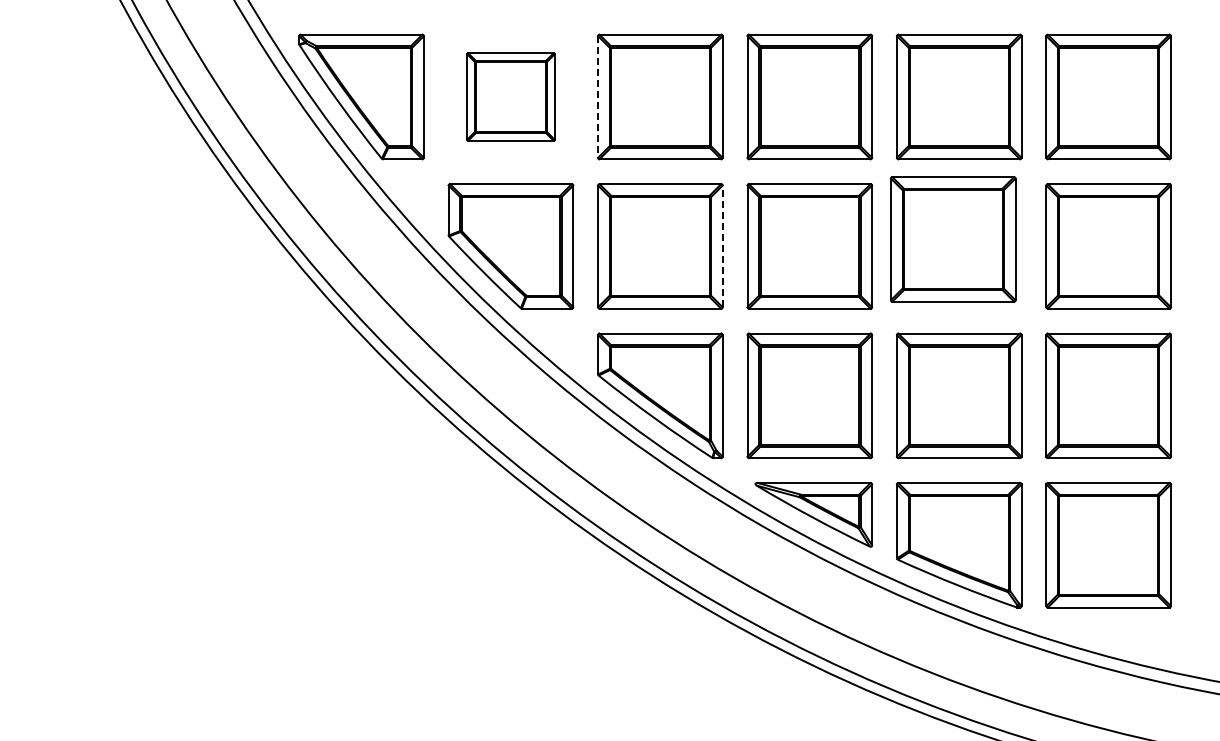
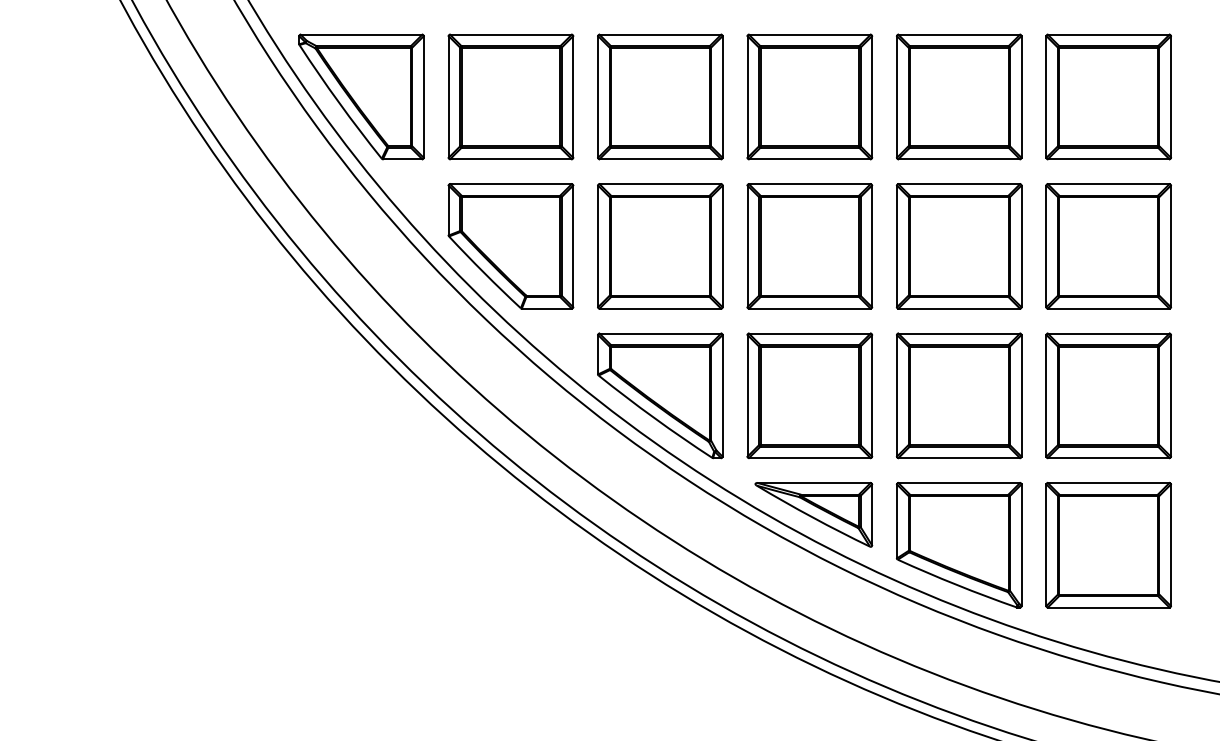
part size: 90x90 px -> 128x128 px (510, 96)
line: dashed -> solid (598, 96)
part position: (952, 239) -> (958, 246) (958, 246)
line: dashed -> solid (722, 246)
